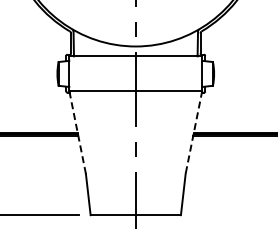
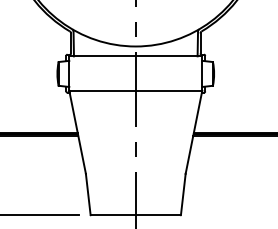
line: dashed -> solid (77, 131)
line: dashed -> solid (193, 132)
